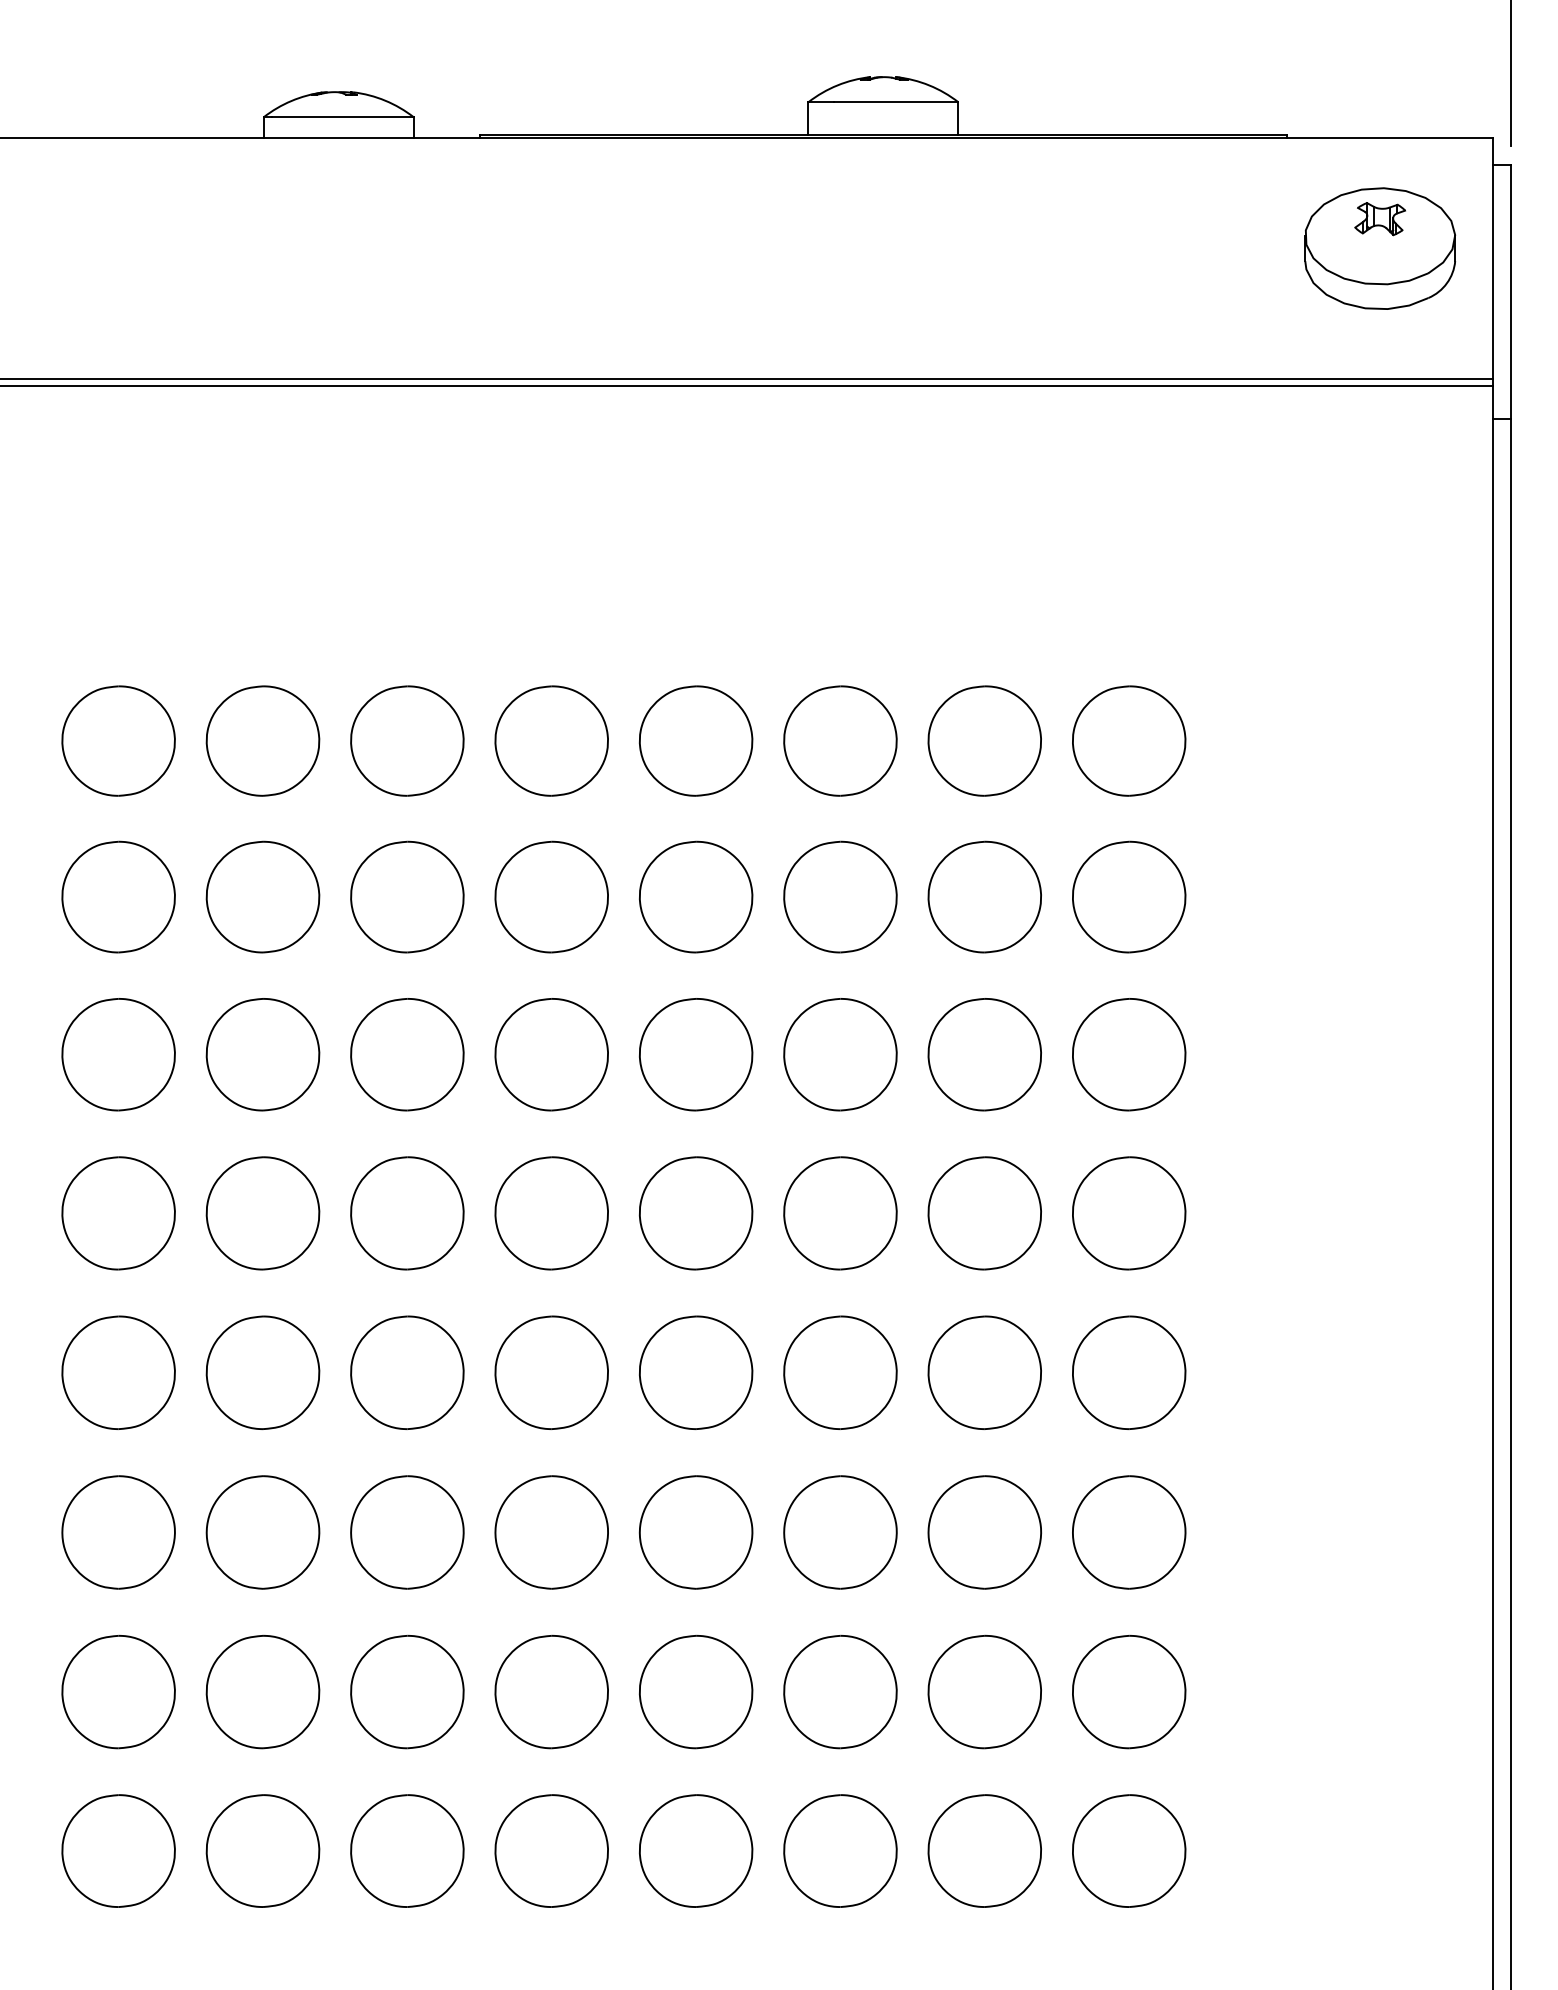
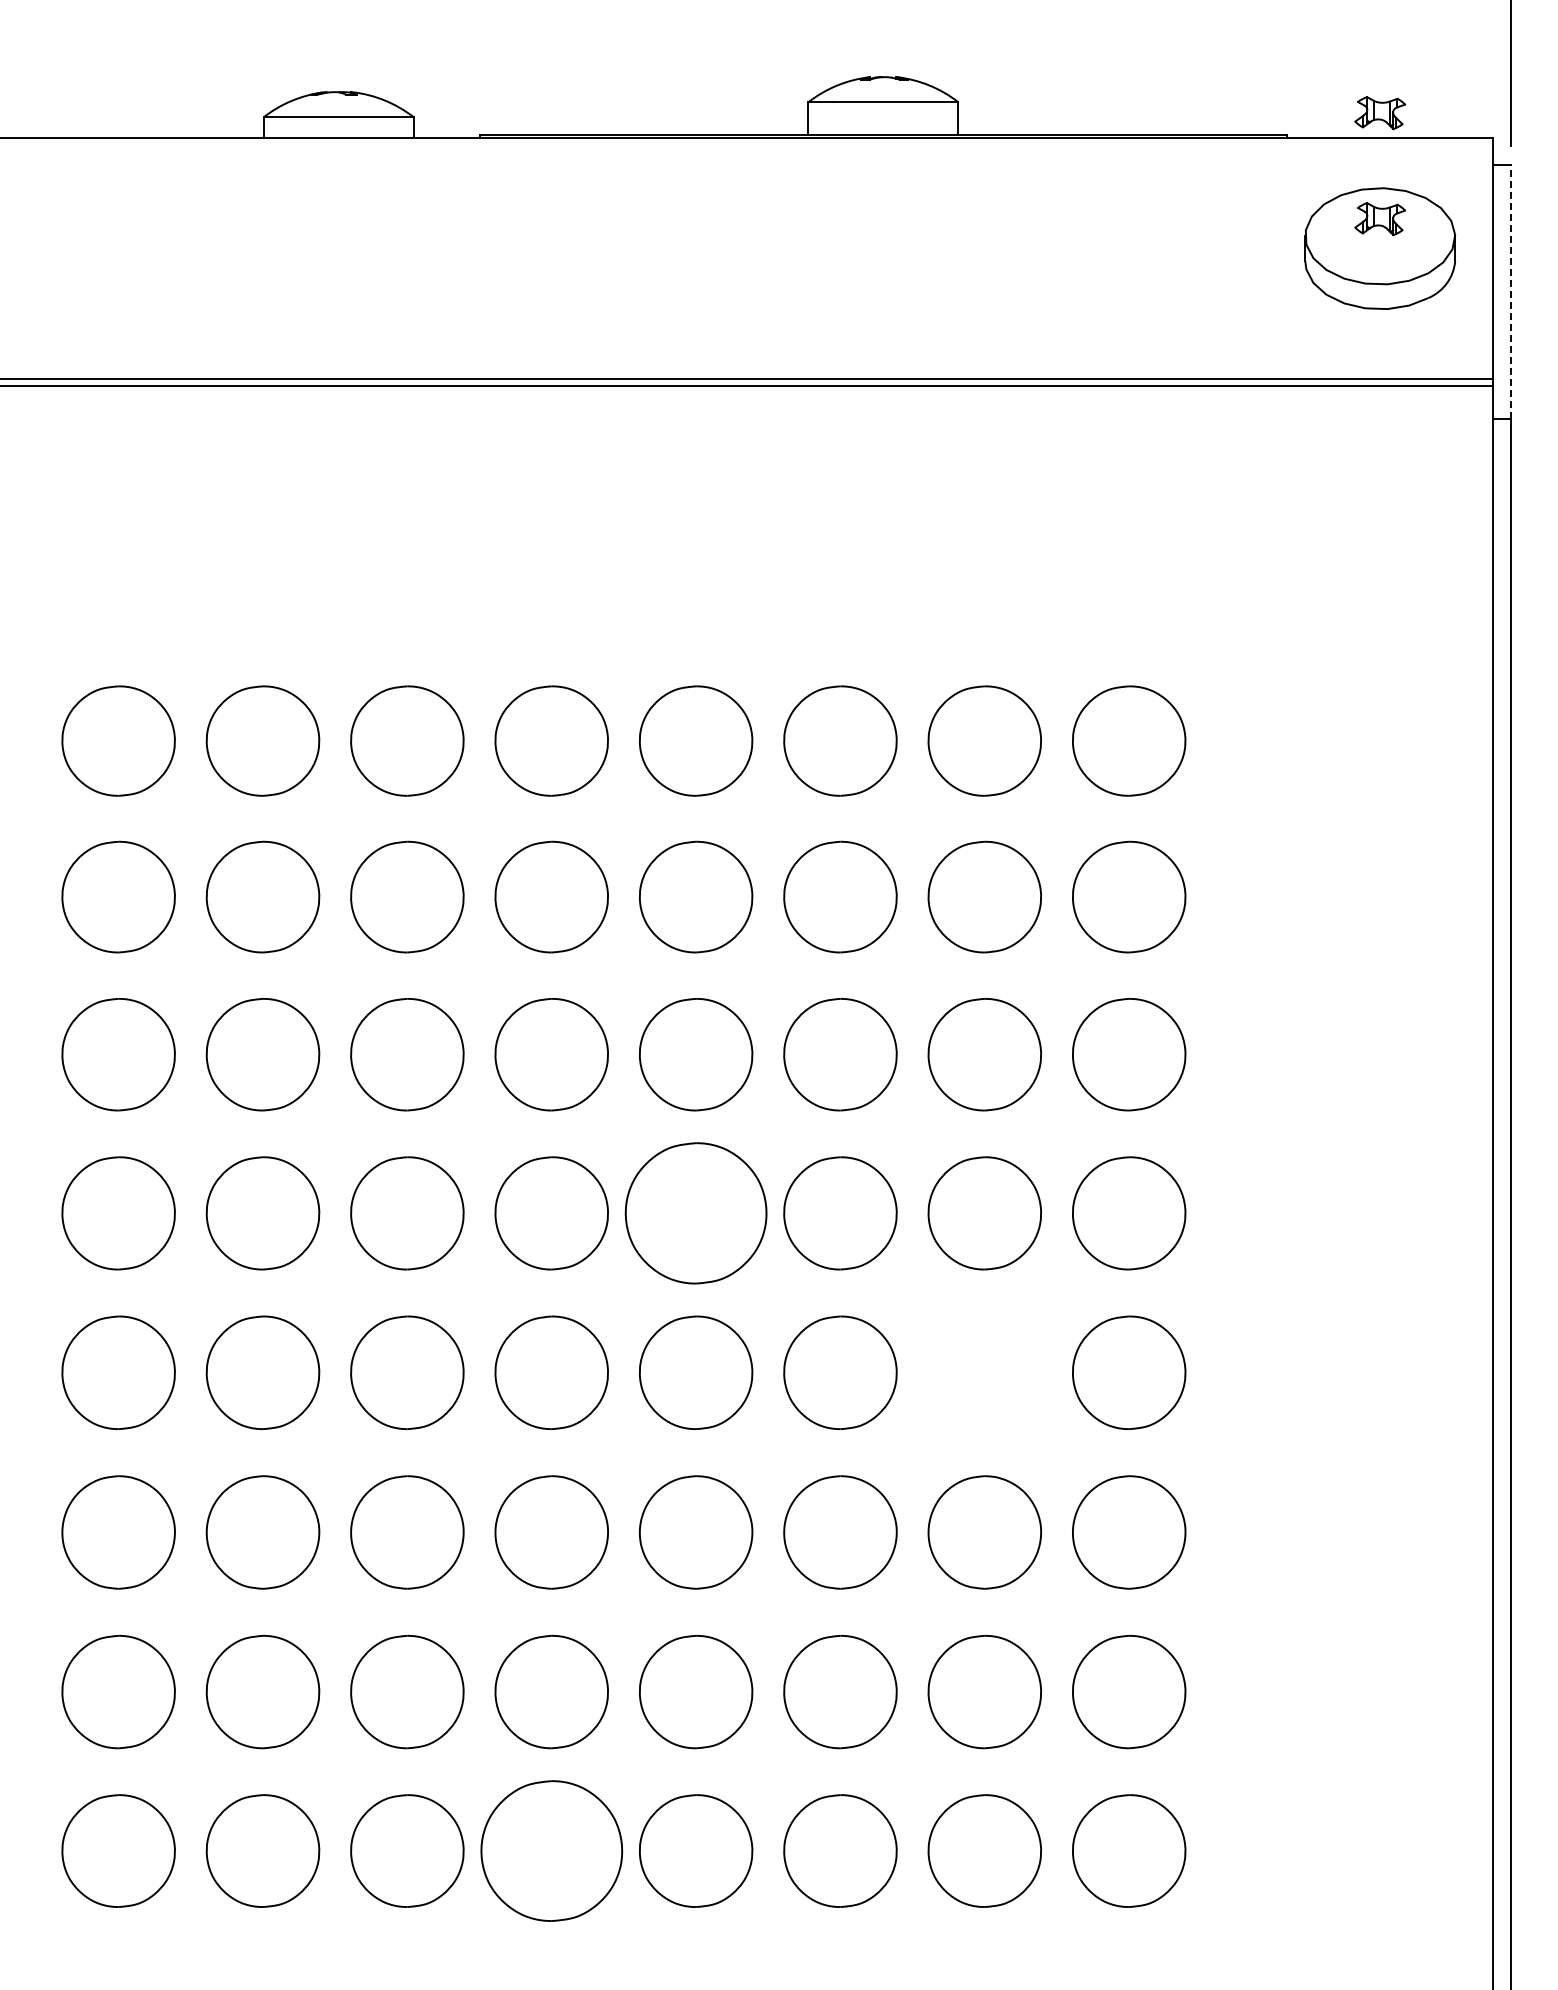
part: none -> present (1379, 113)
line: solid -> dashed (1511, 291)
part size: 116x115 px -> 144x143 px (695, 1213)
part: present -> none (984, 1372)
part size: 115x114 px -> 144x142 px (551, 1850)
